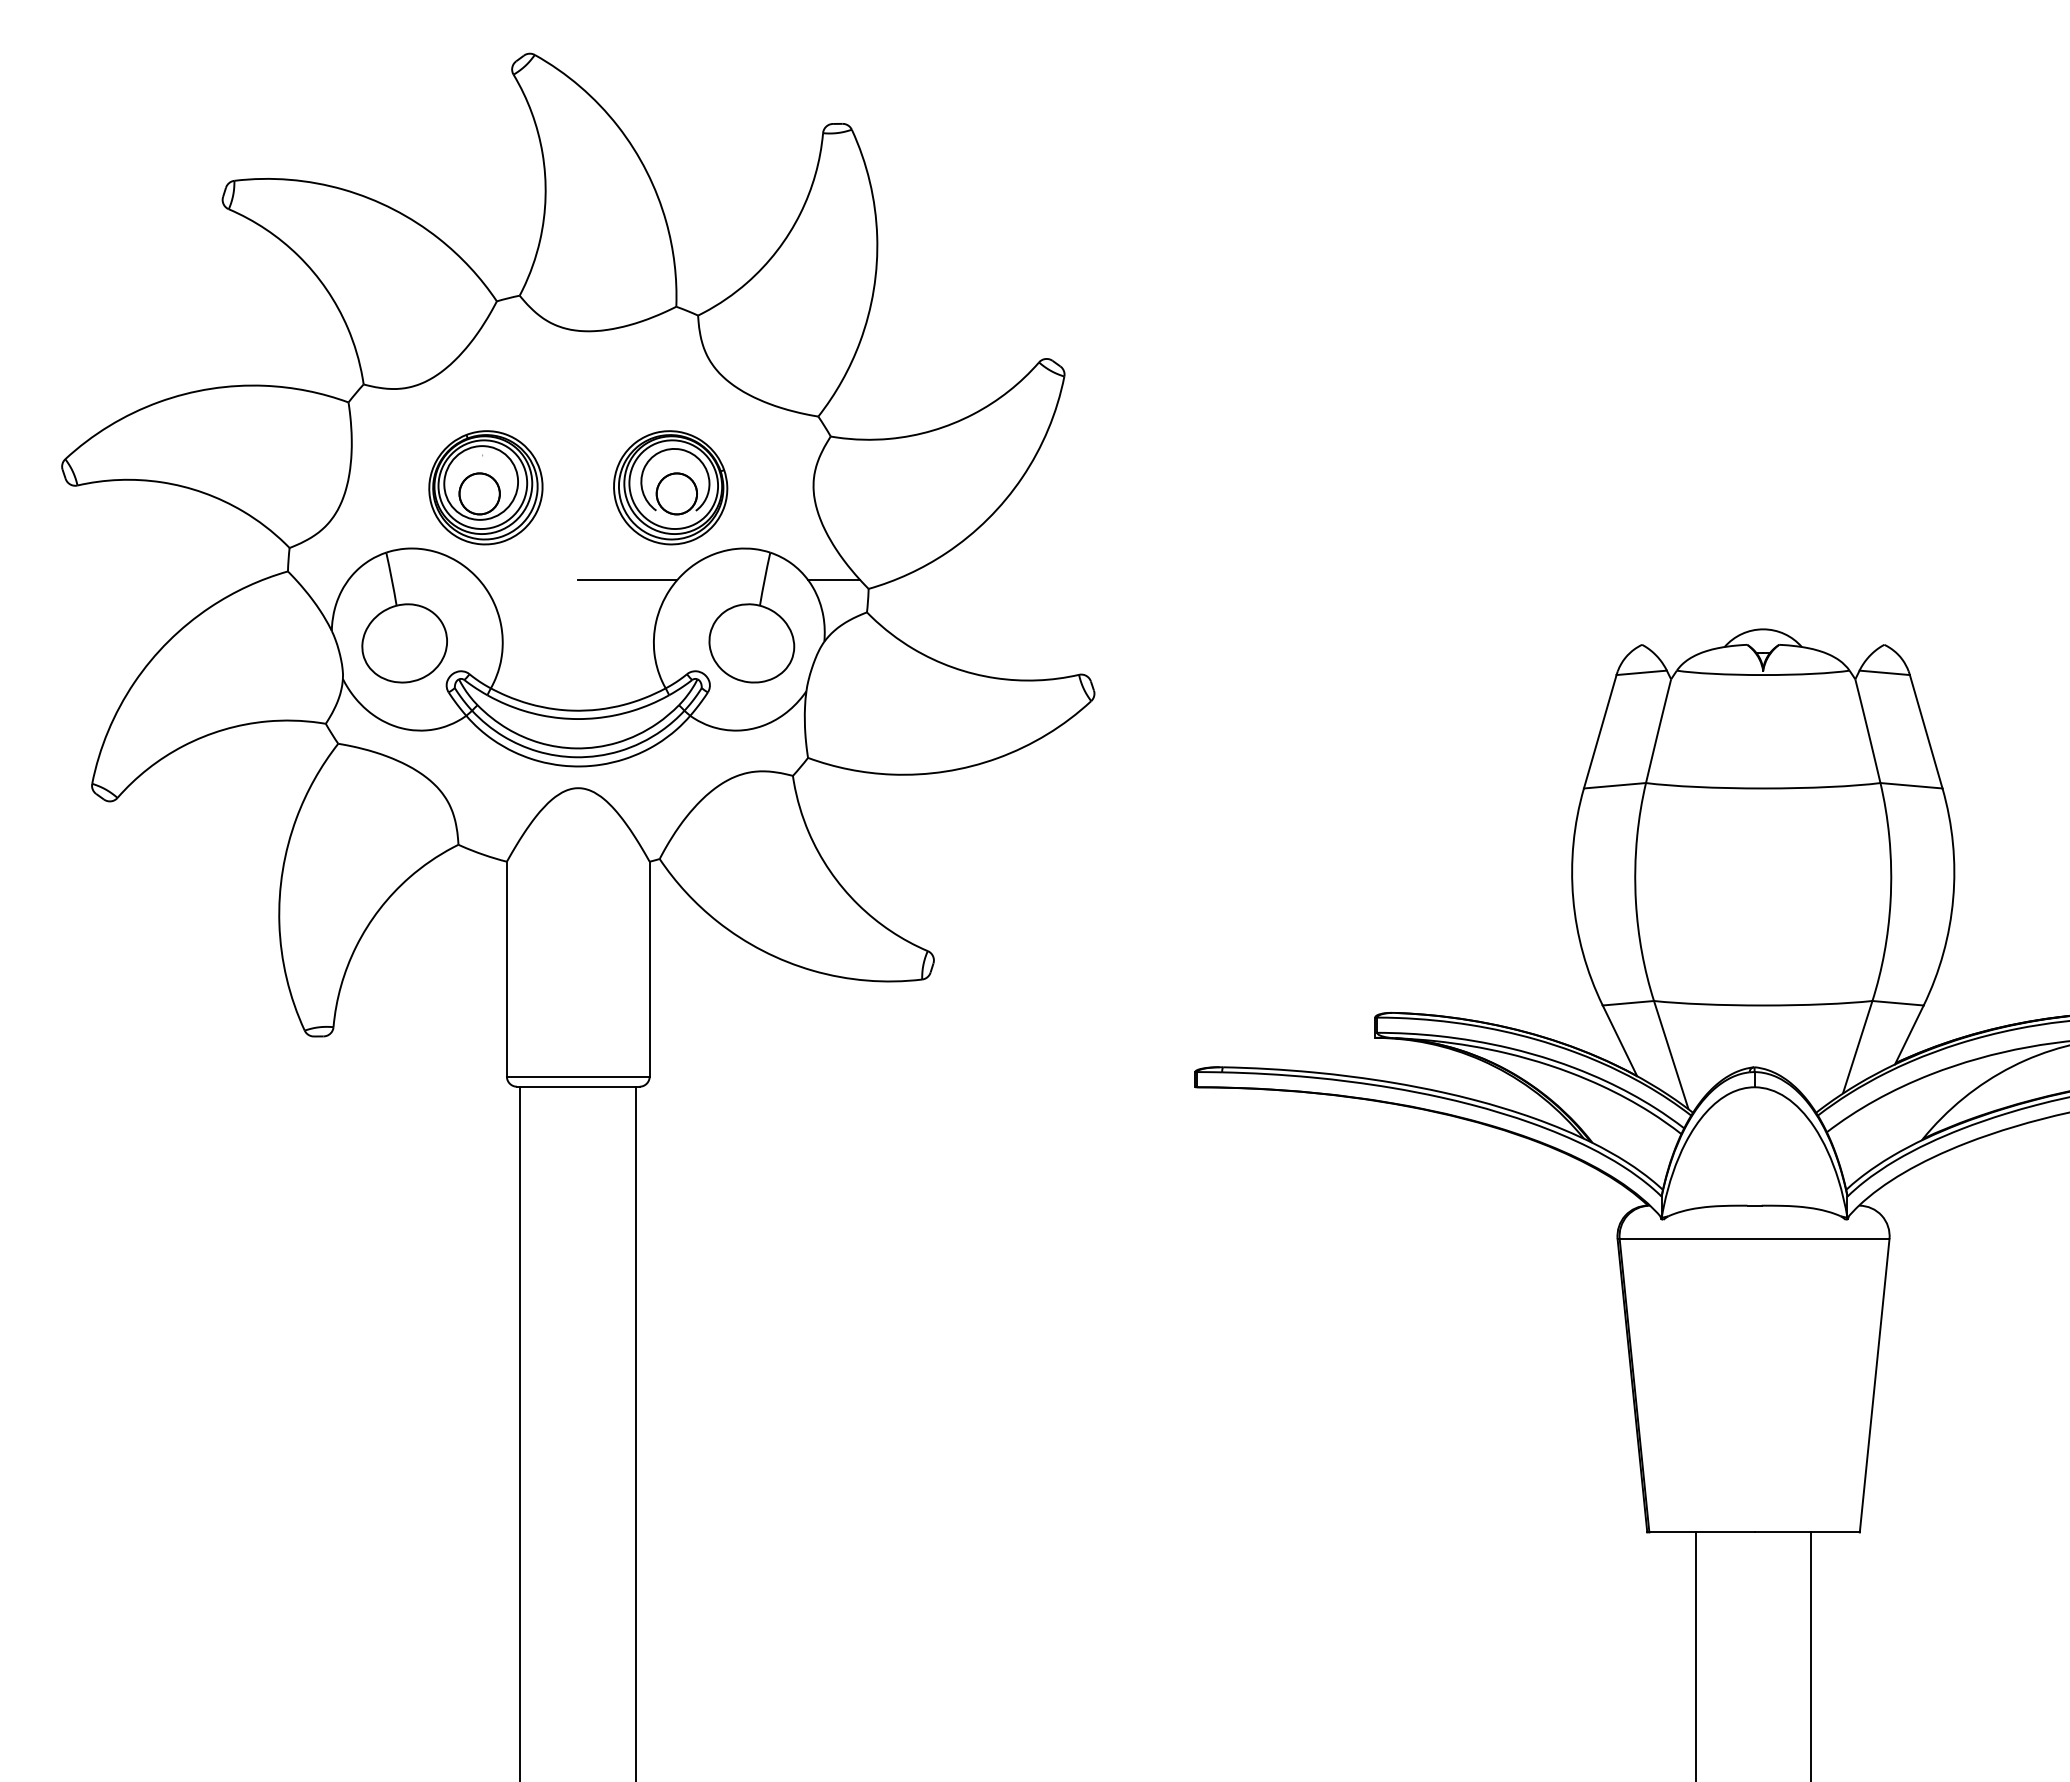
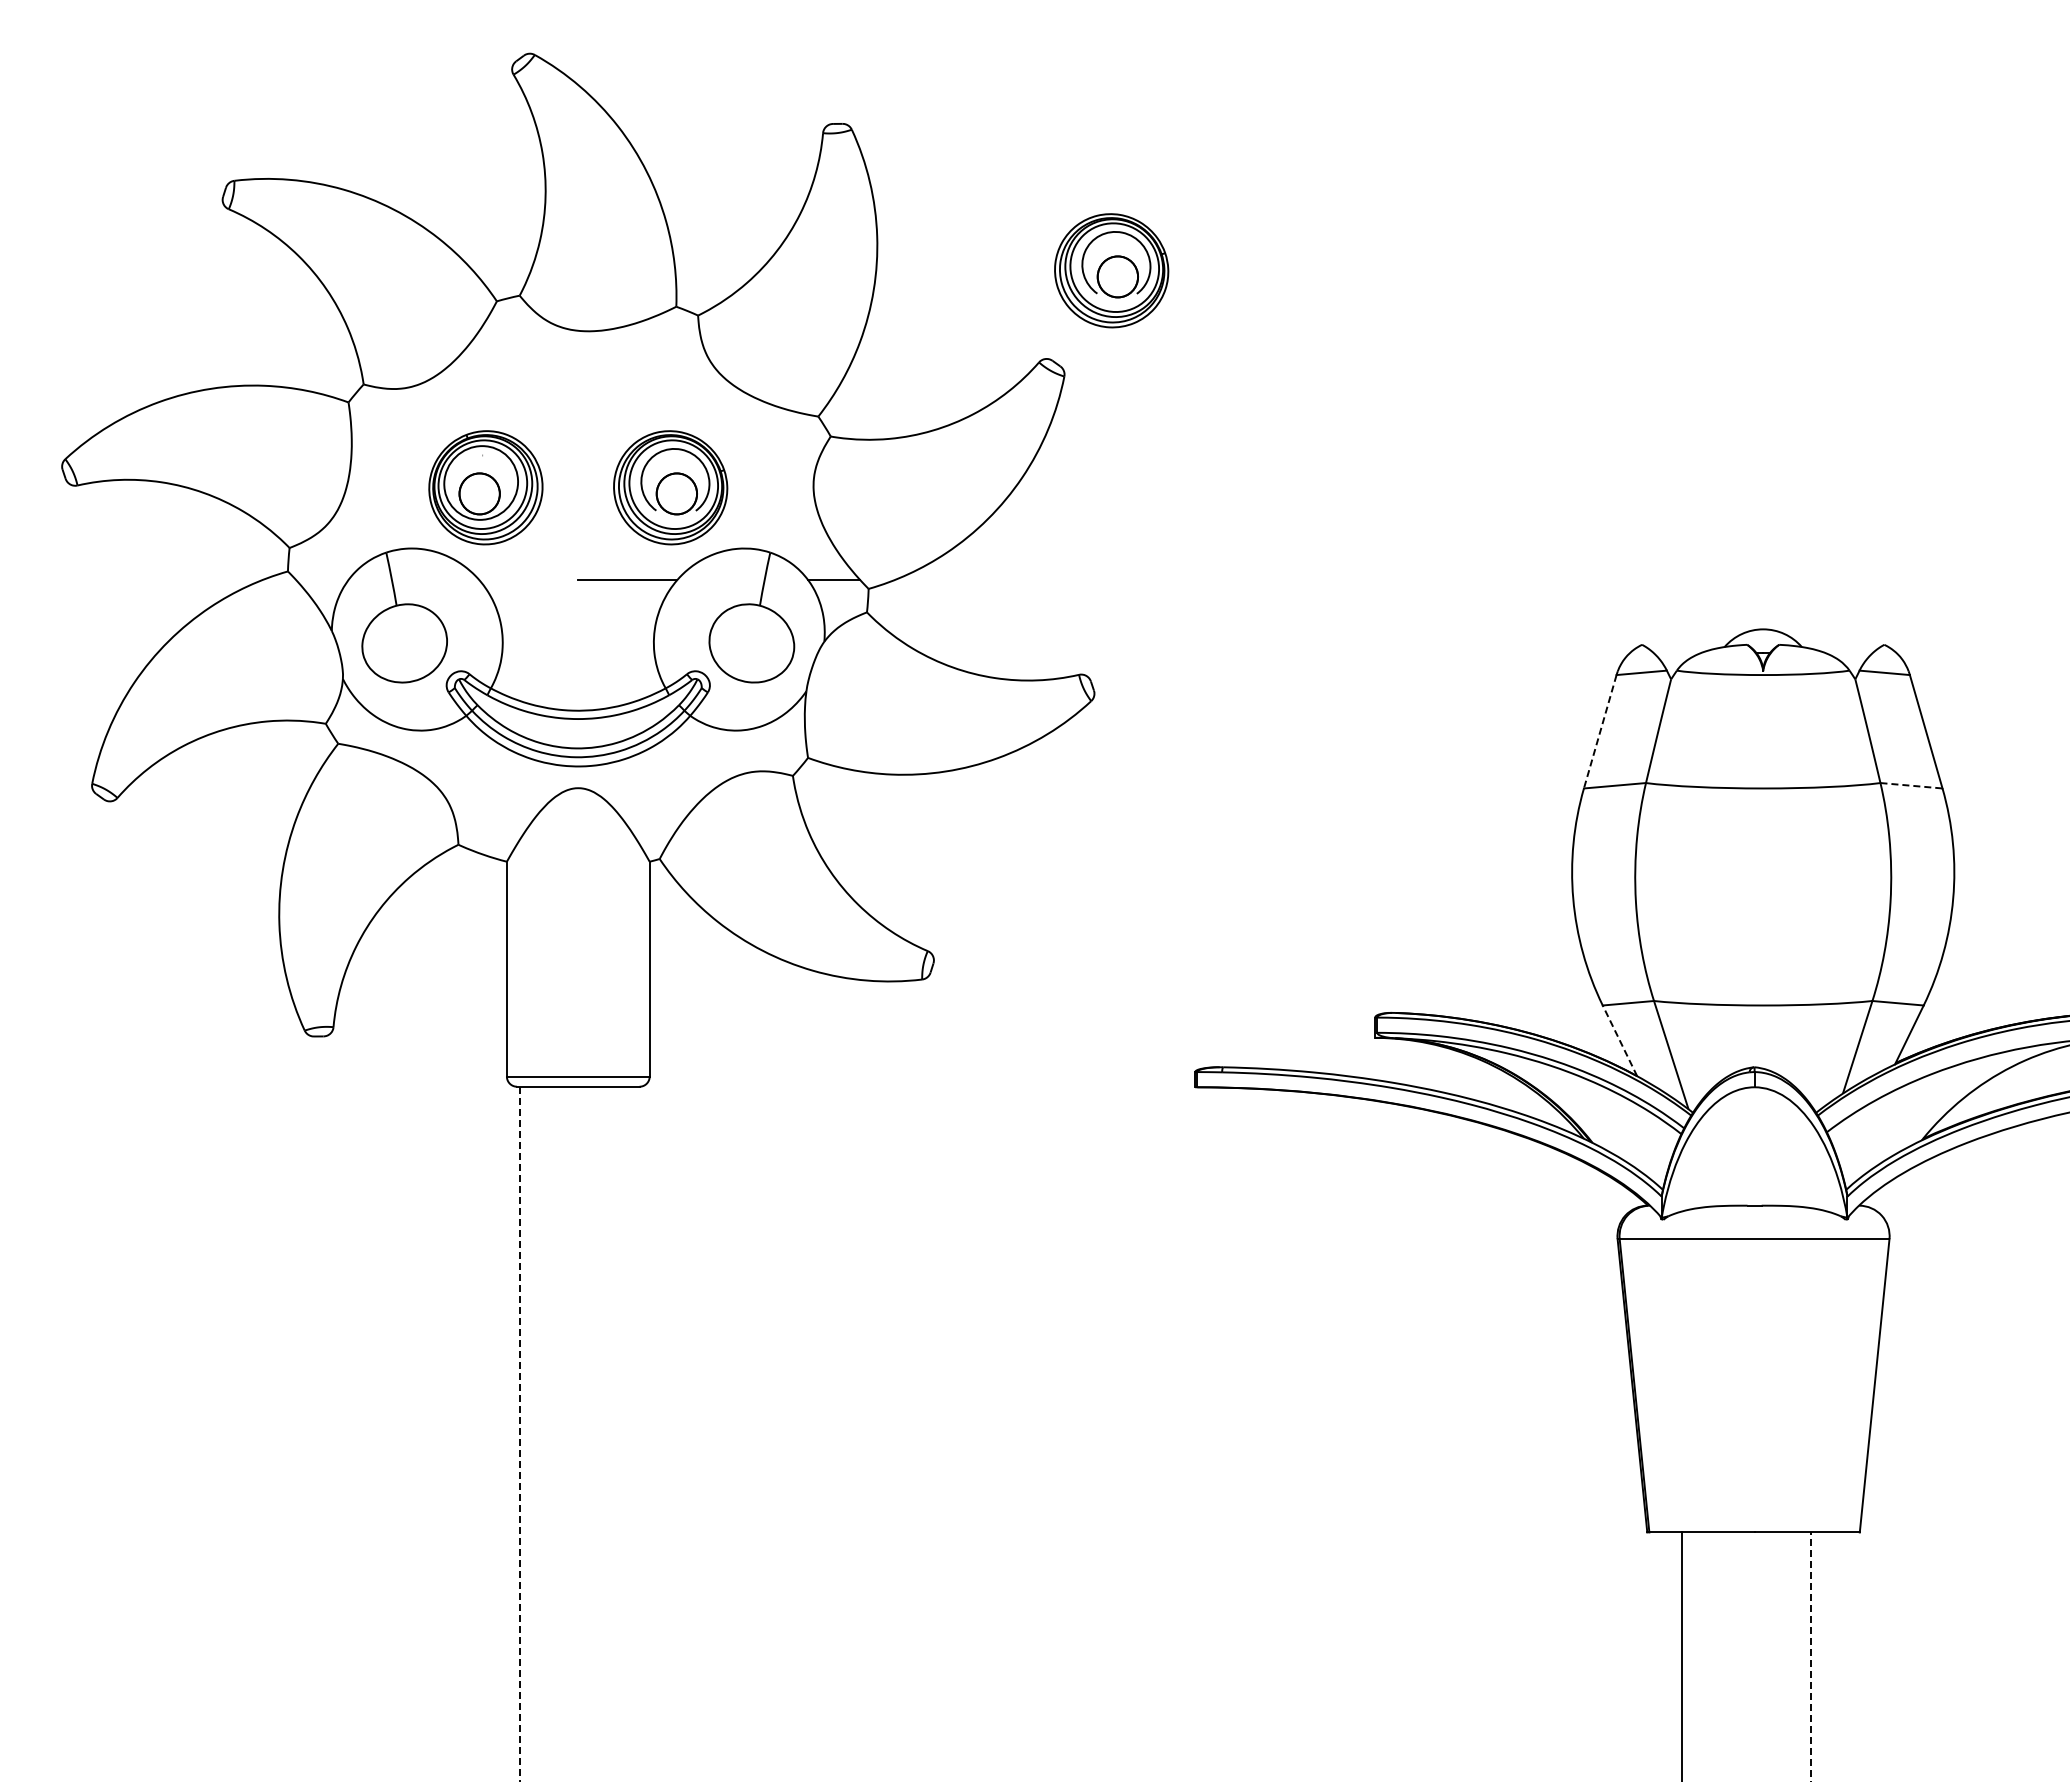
part: none -> present (1111, 270)
line: solid -> dashed (1600, 732)
line: solid -> dashed (1911, 785)
line: solid -> dashed (1619, 1040)
line: present -> none (635, 1432)
line: solid -> dashed (520, 1434)
line position: (1695, 1655) -> (1681, 1655) (1681, 1655)
line: solid -> dashed (1811, 1656)
